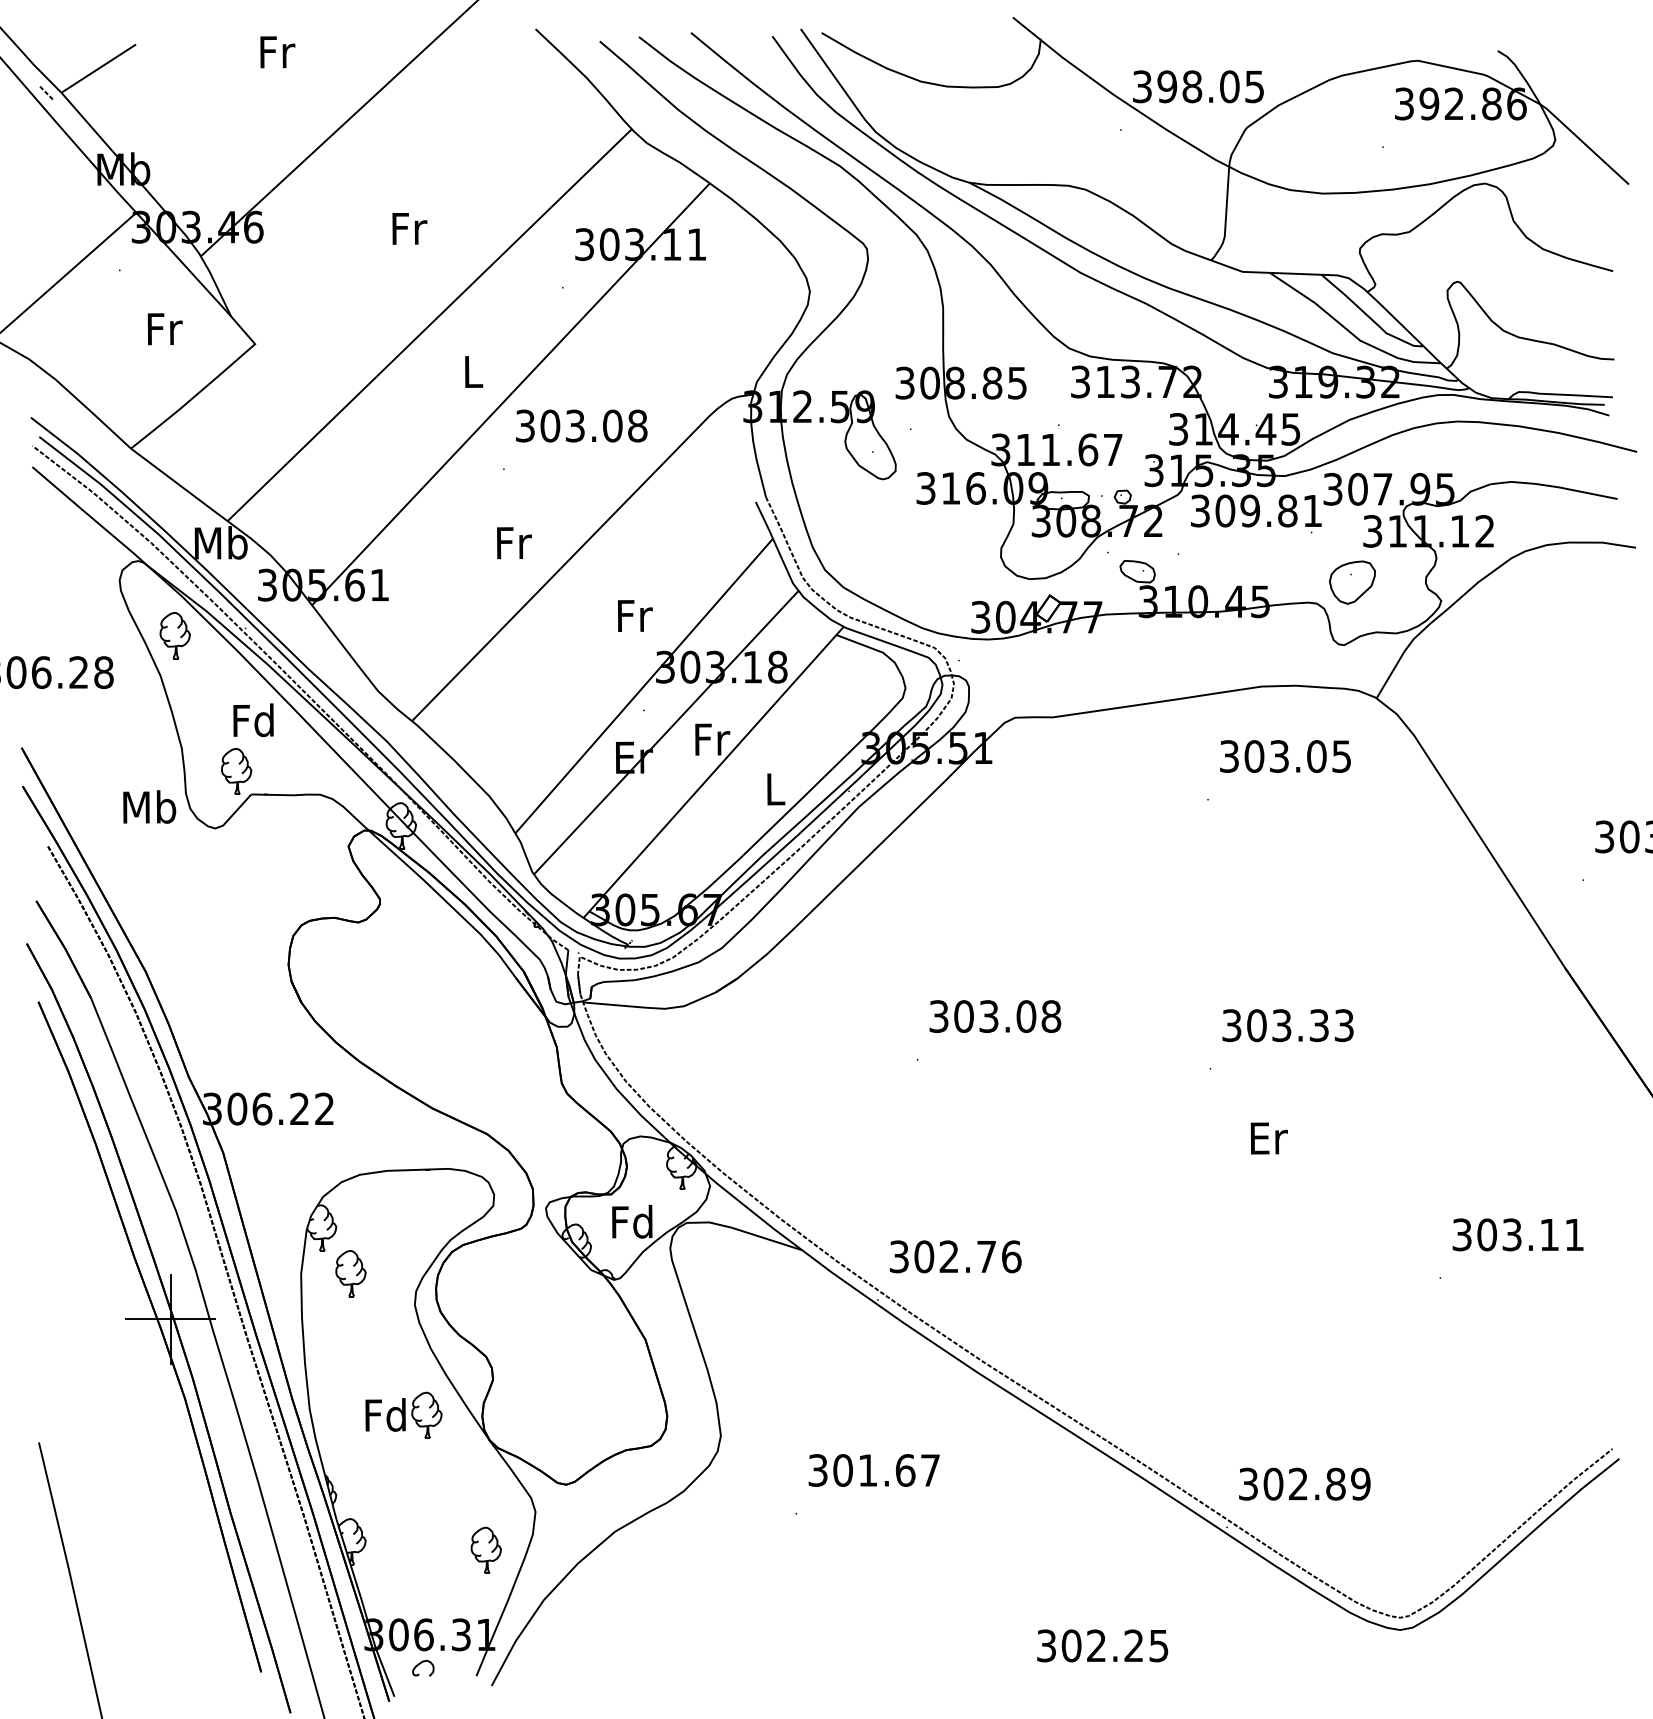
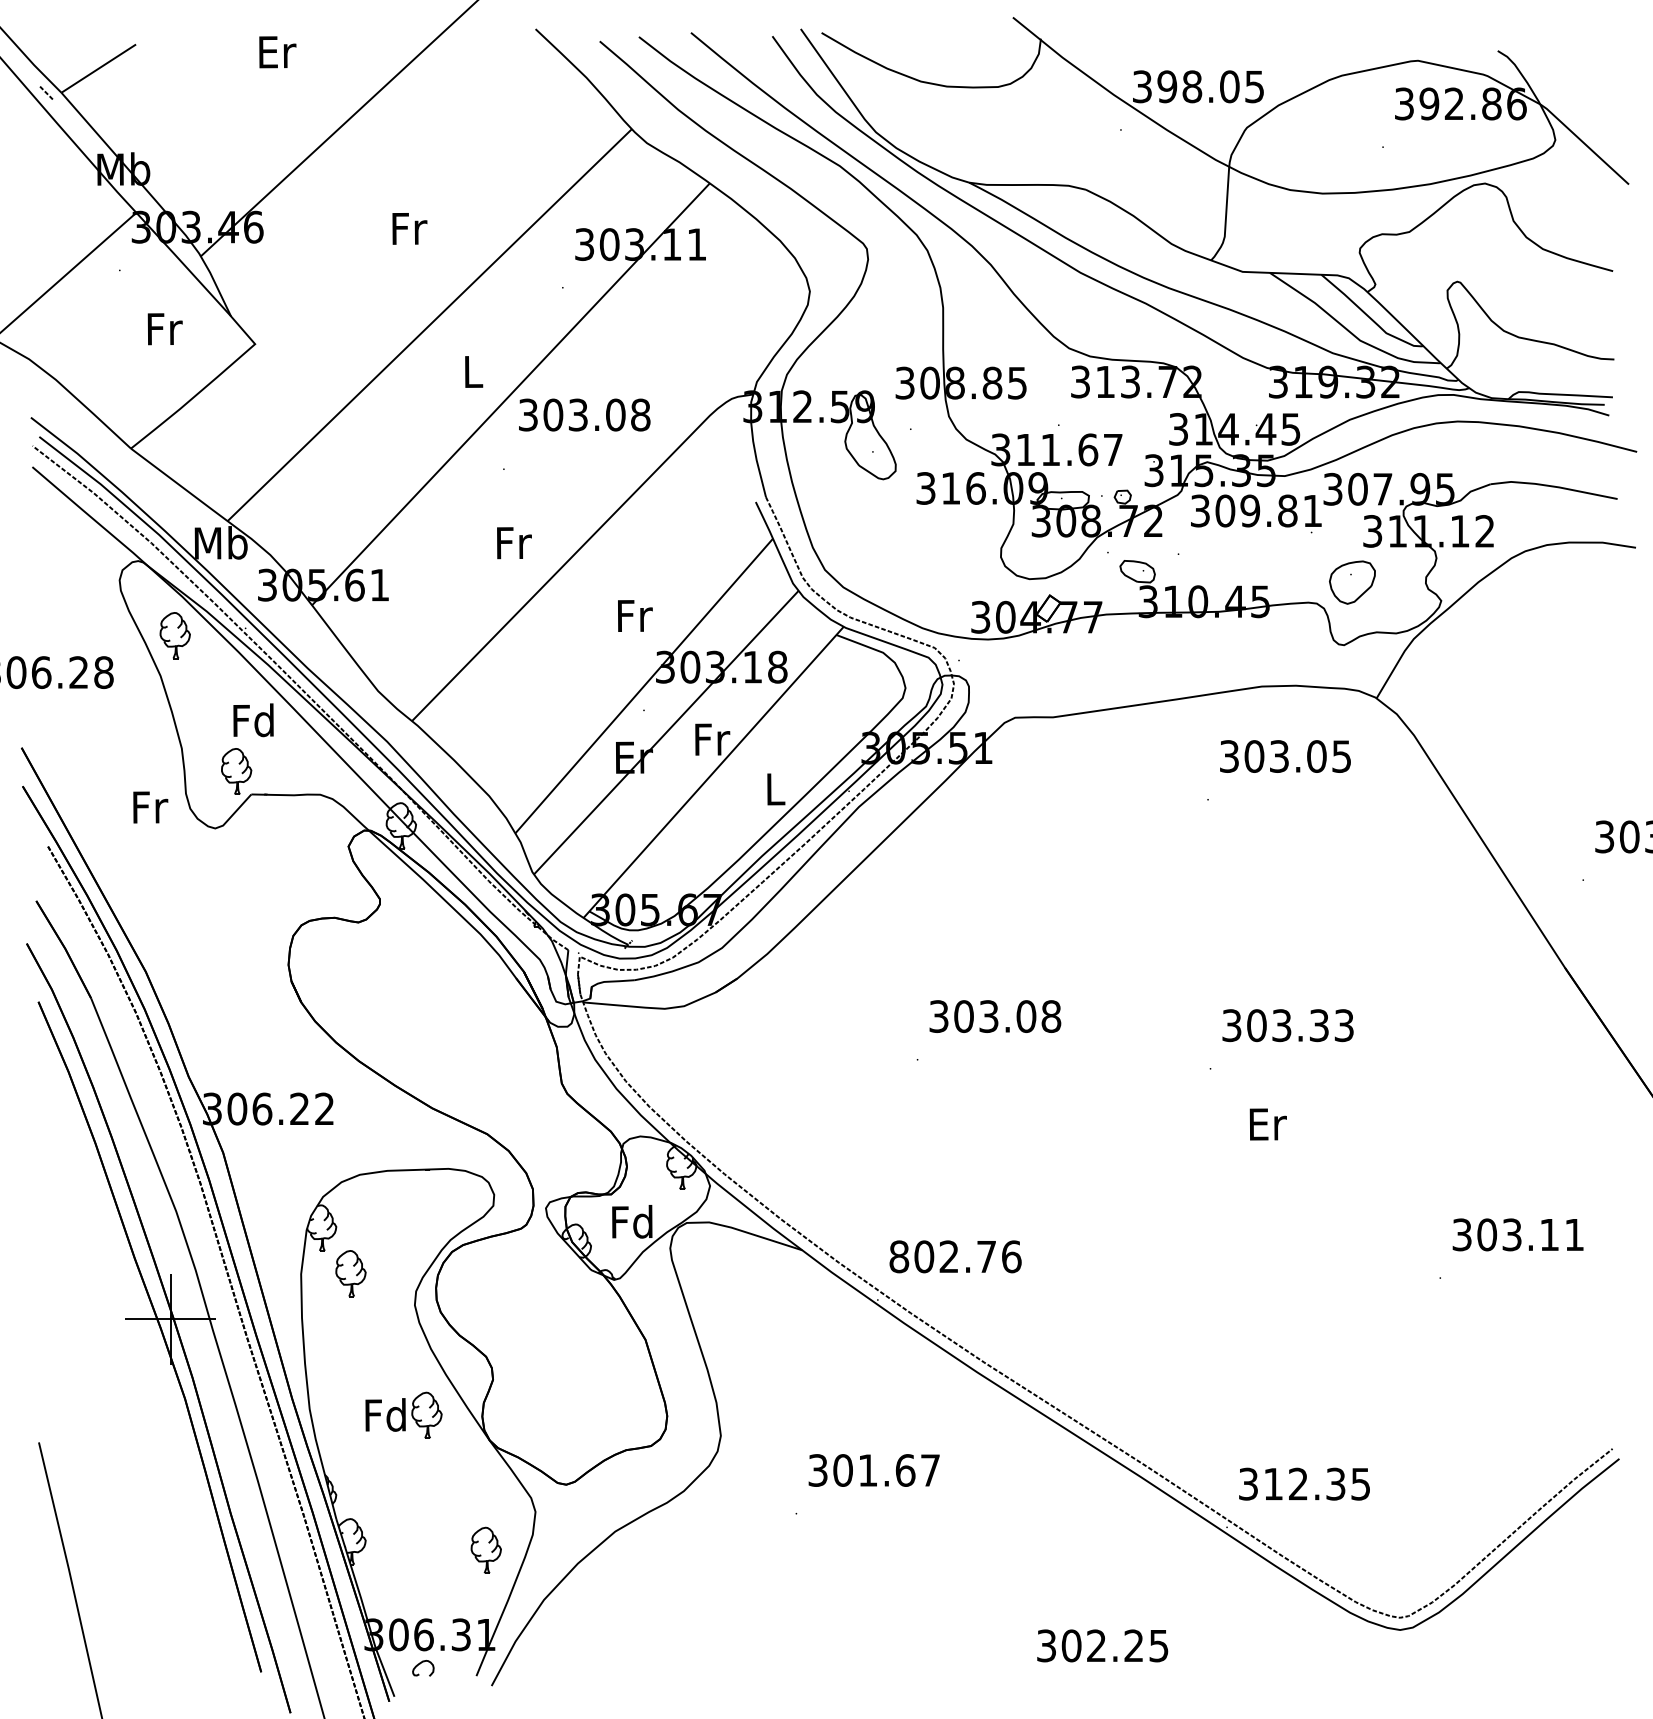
text: Fr -> Er (277, 52)
text position: (581, 425) -> (584, 414) (584, 414)
text: Mb -> Fr (149, 806)
text position: (1268, 1138) -> (1267, 1124) (1267, 1124)
text: 302.76 -> 802.76 (899, 1256)
text: 302.89 -> 312.35 (1316, 1483)
